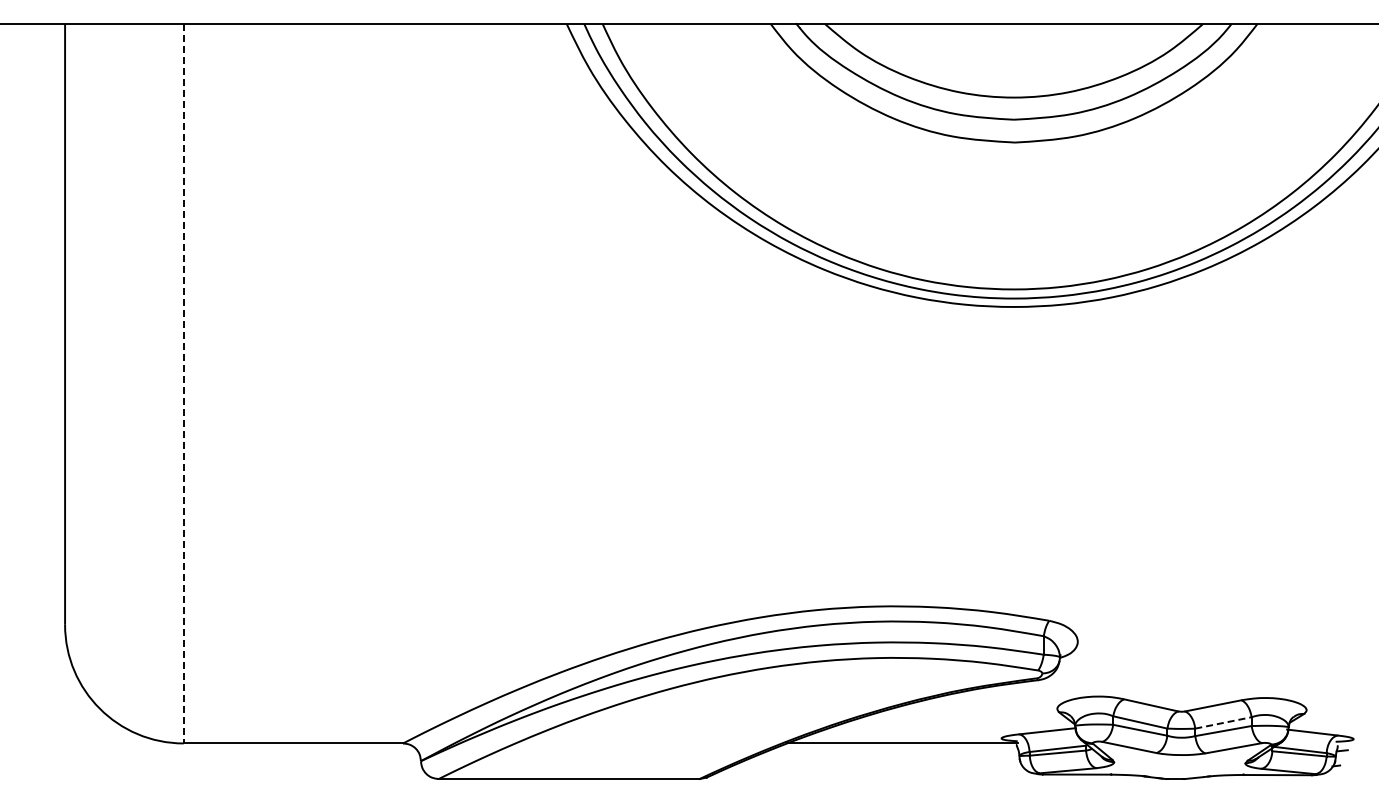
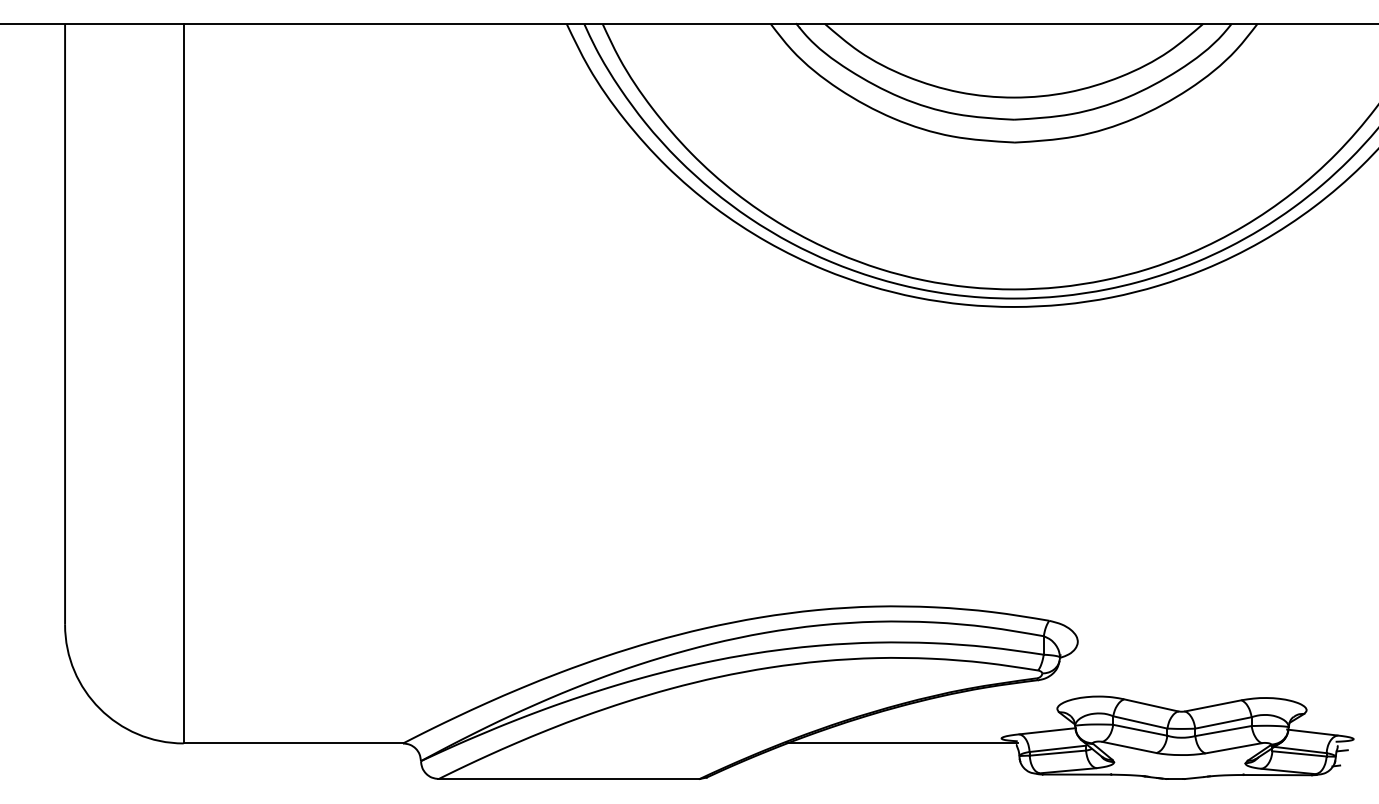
line: dashed -> solid (183, 383)
line: dashed -> solid (1223, 722)
